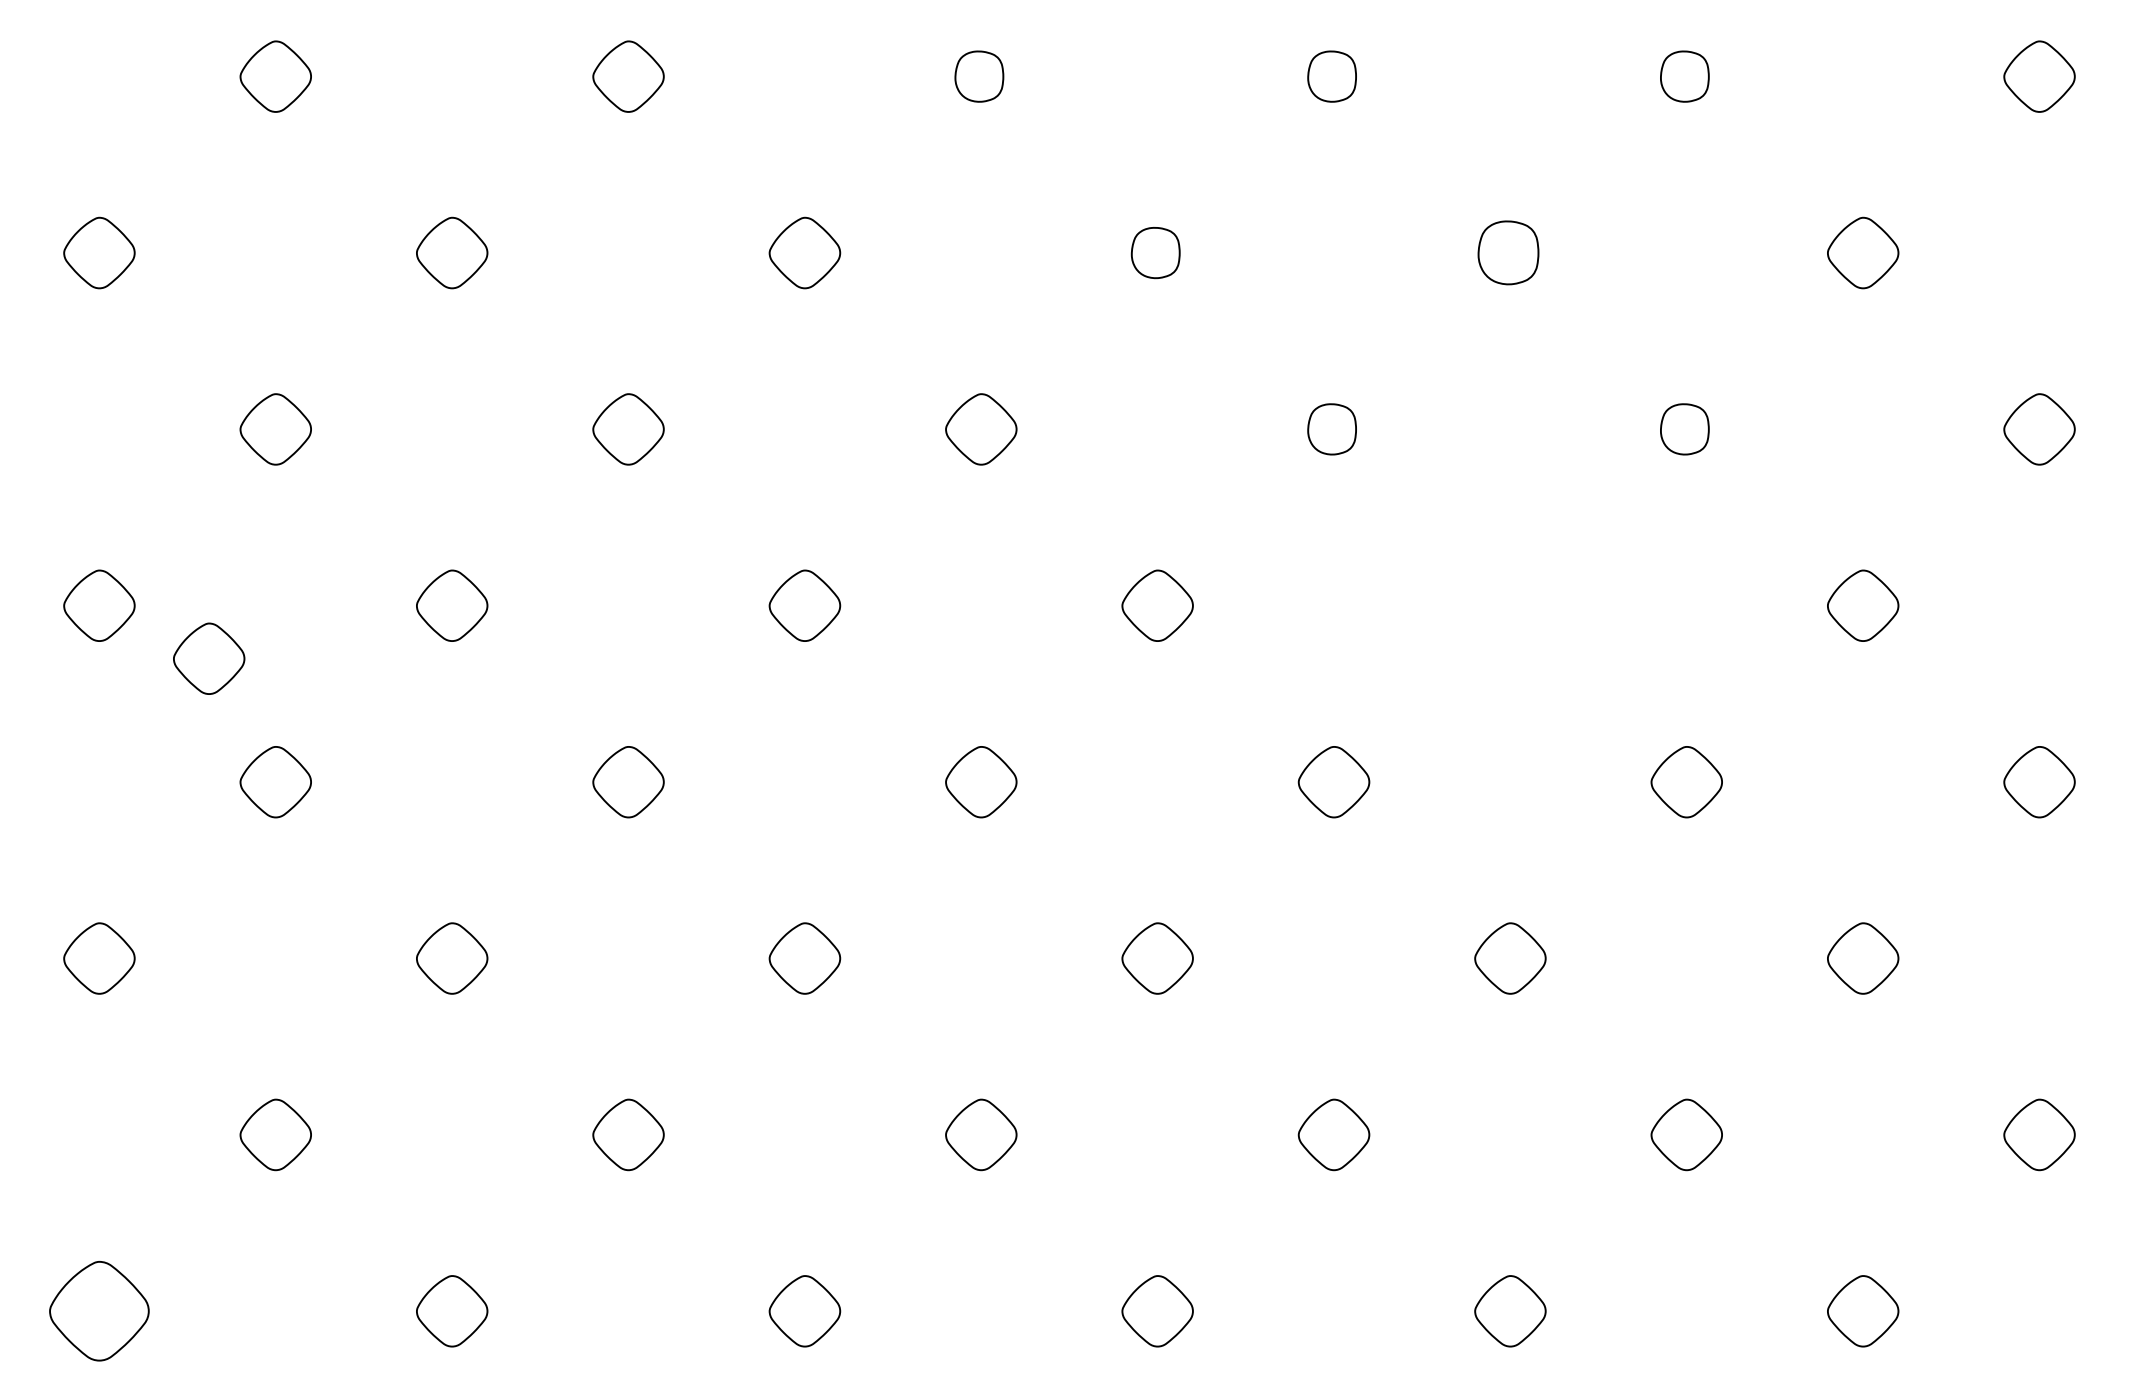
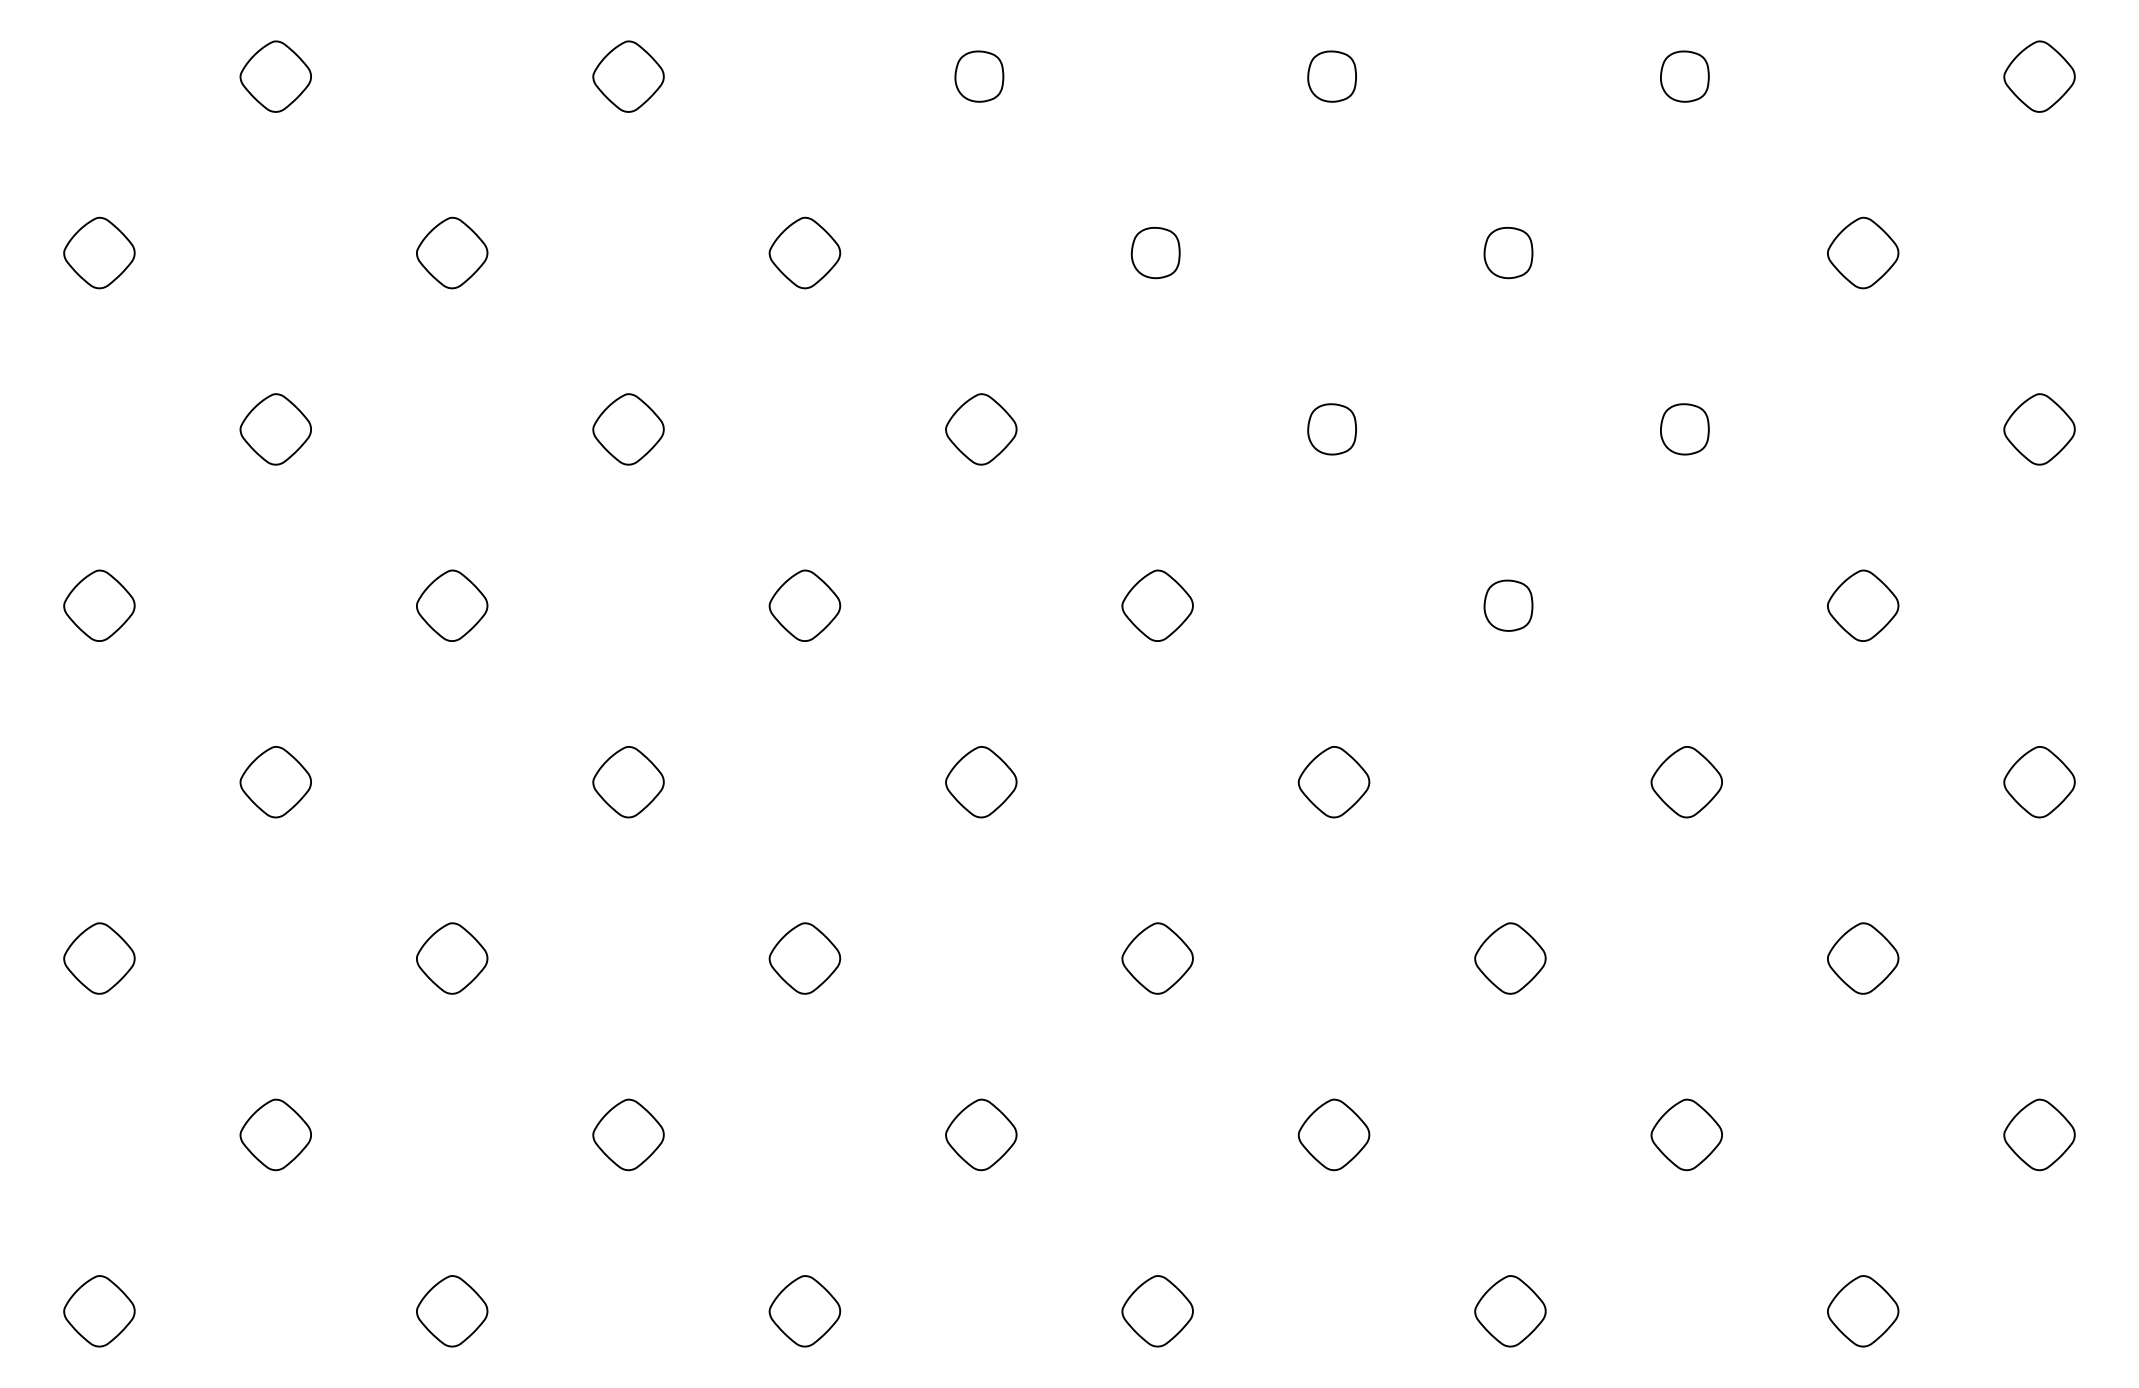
part size: 63x66 px -> 51x53 px (1508, 253)
part: none -> present (1508, 605)
part: present -> none (209, 658)
part size: 101x101 px -> 73x73 px (99, 1311)
